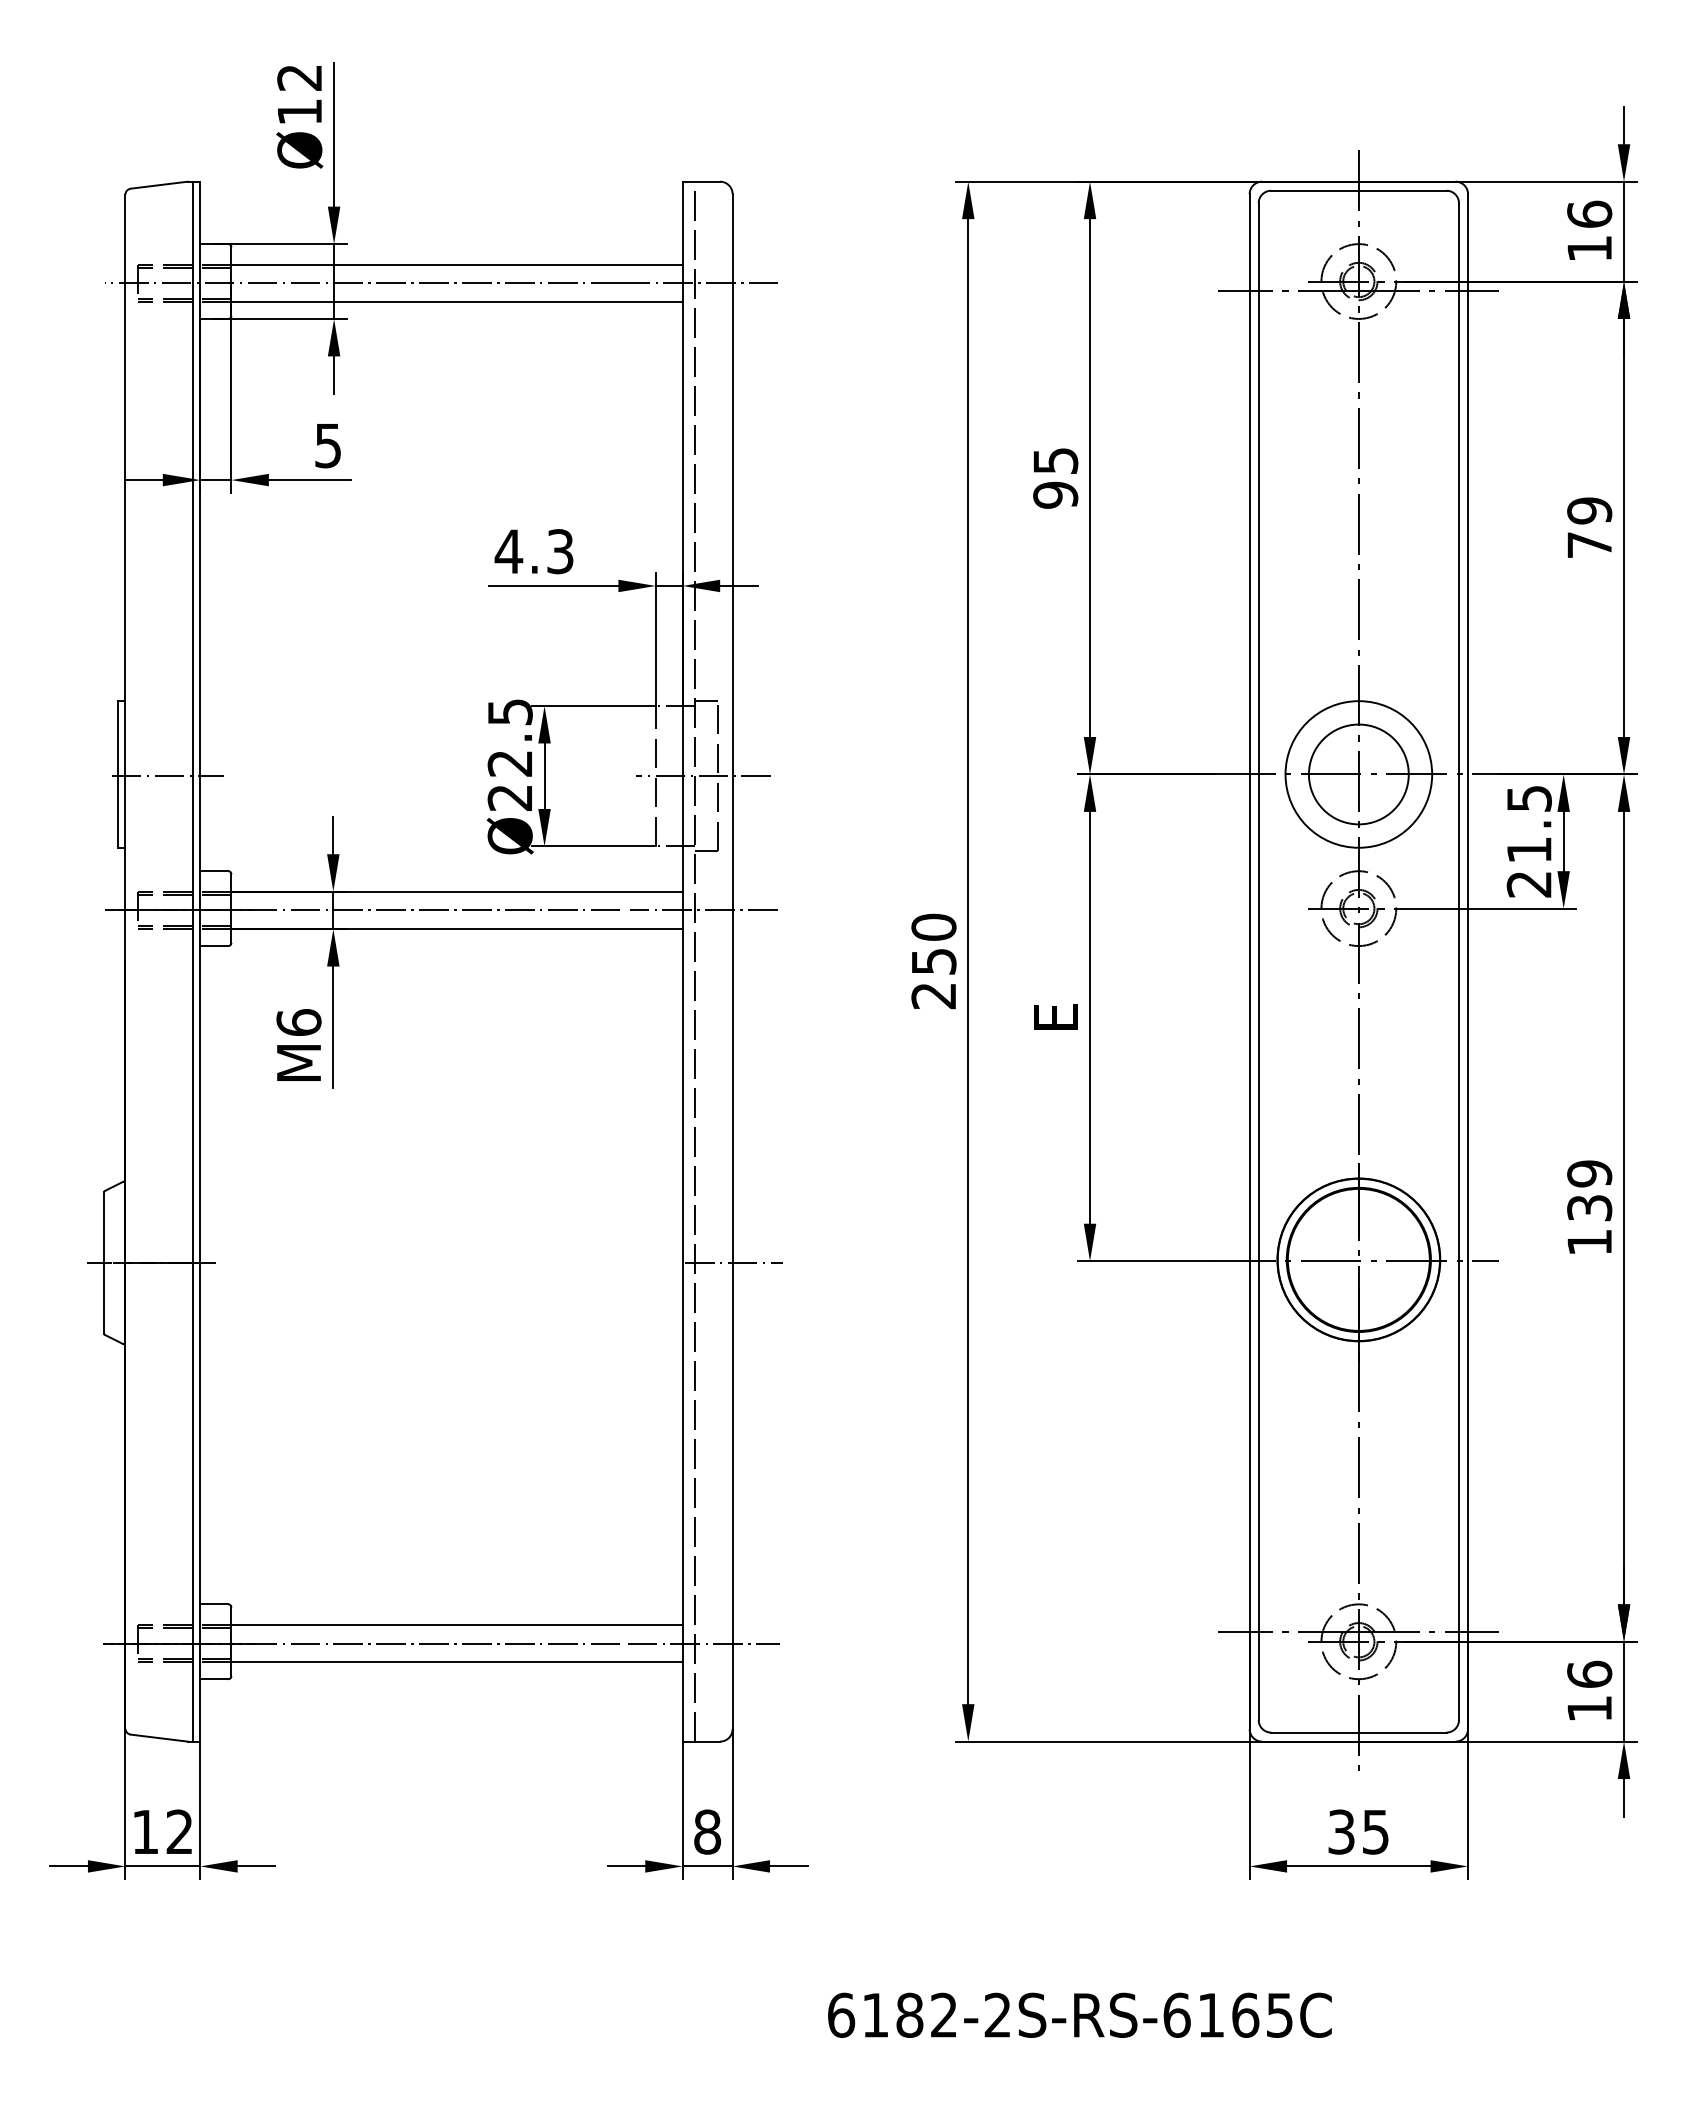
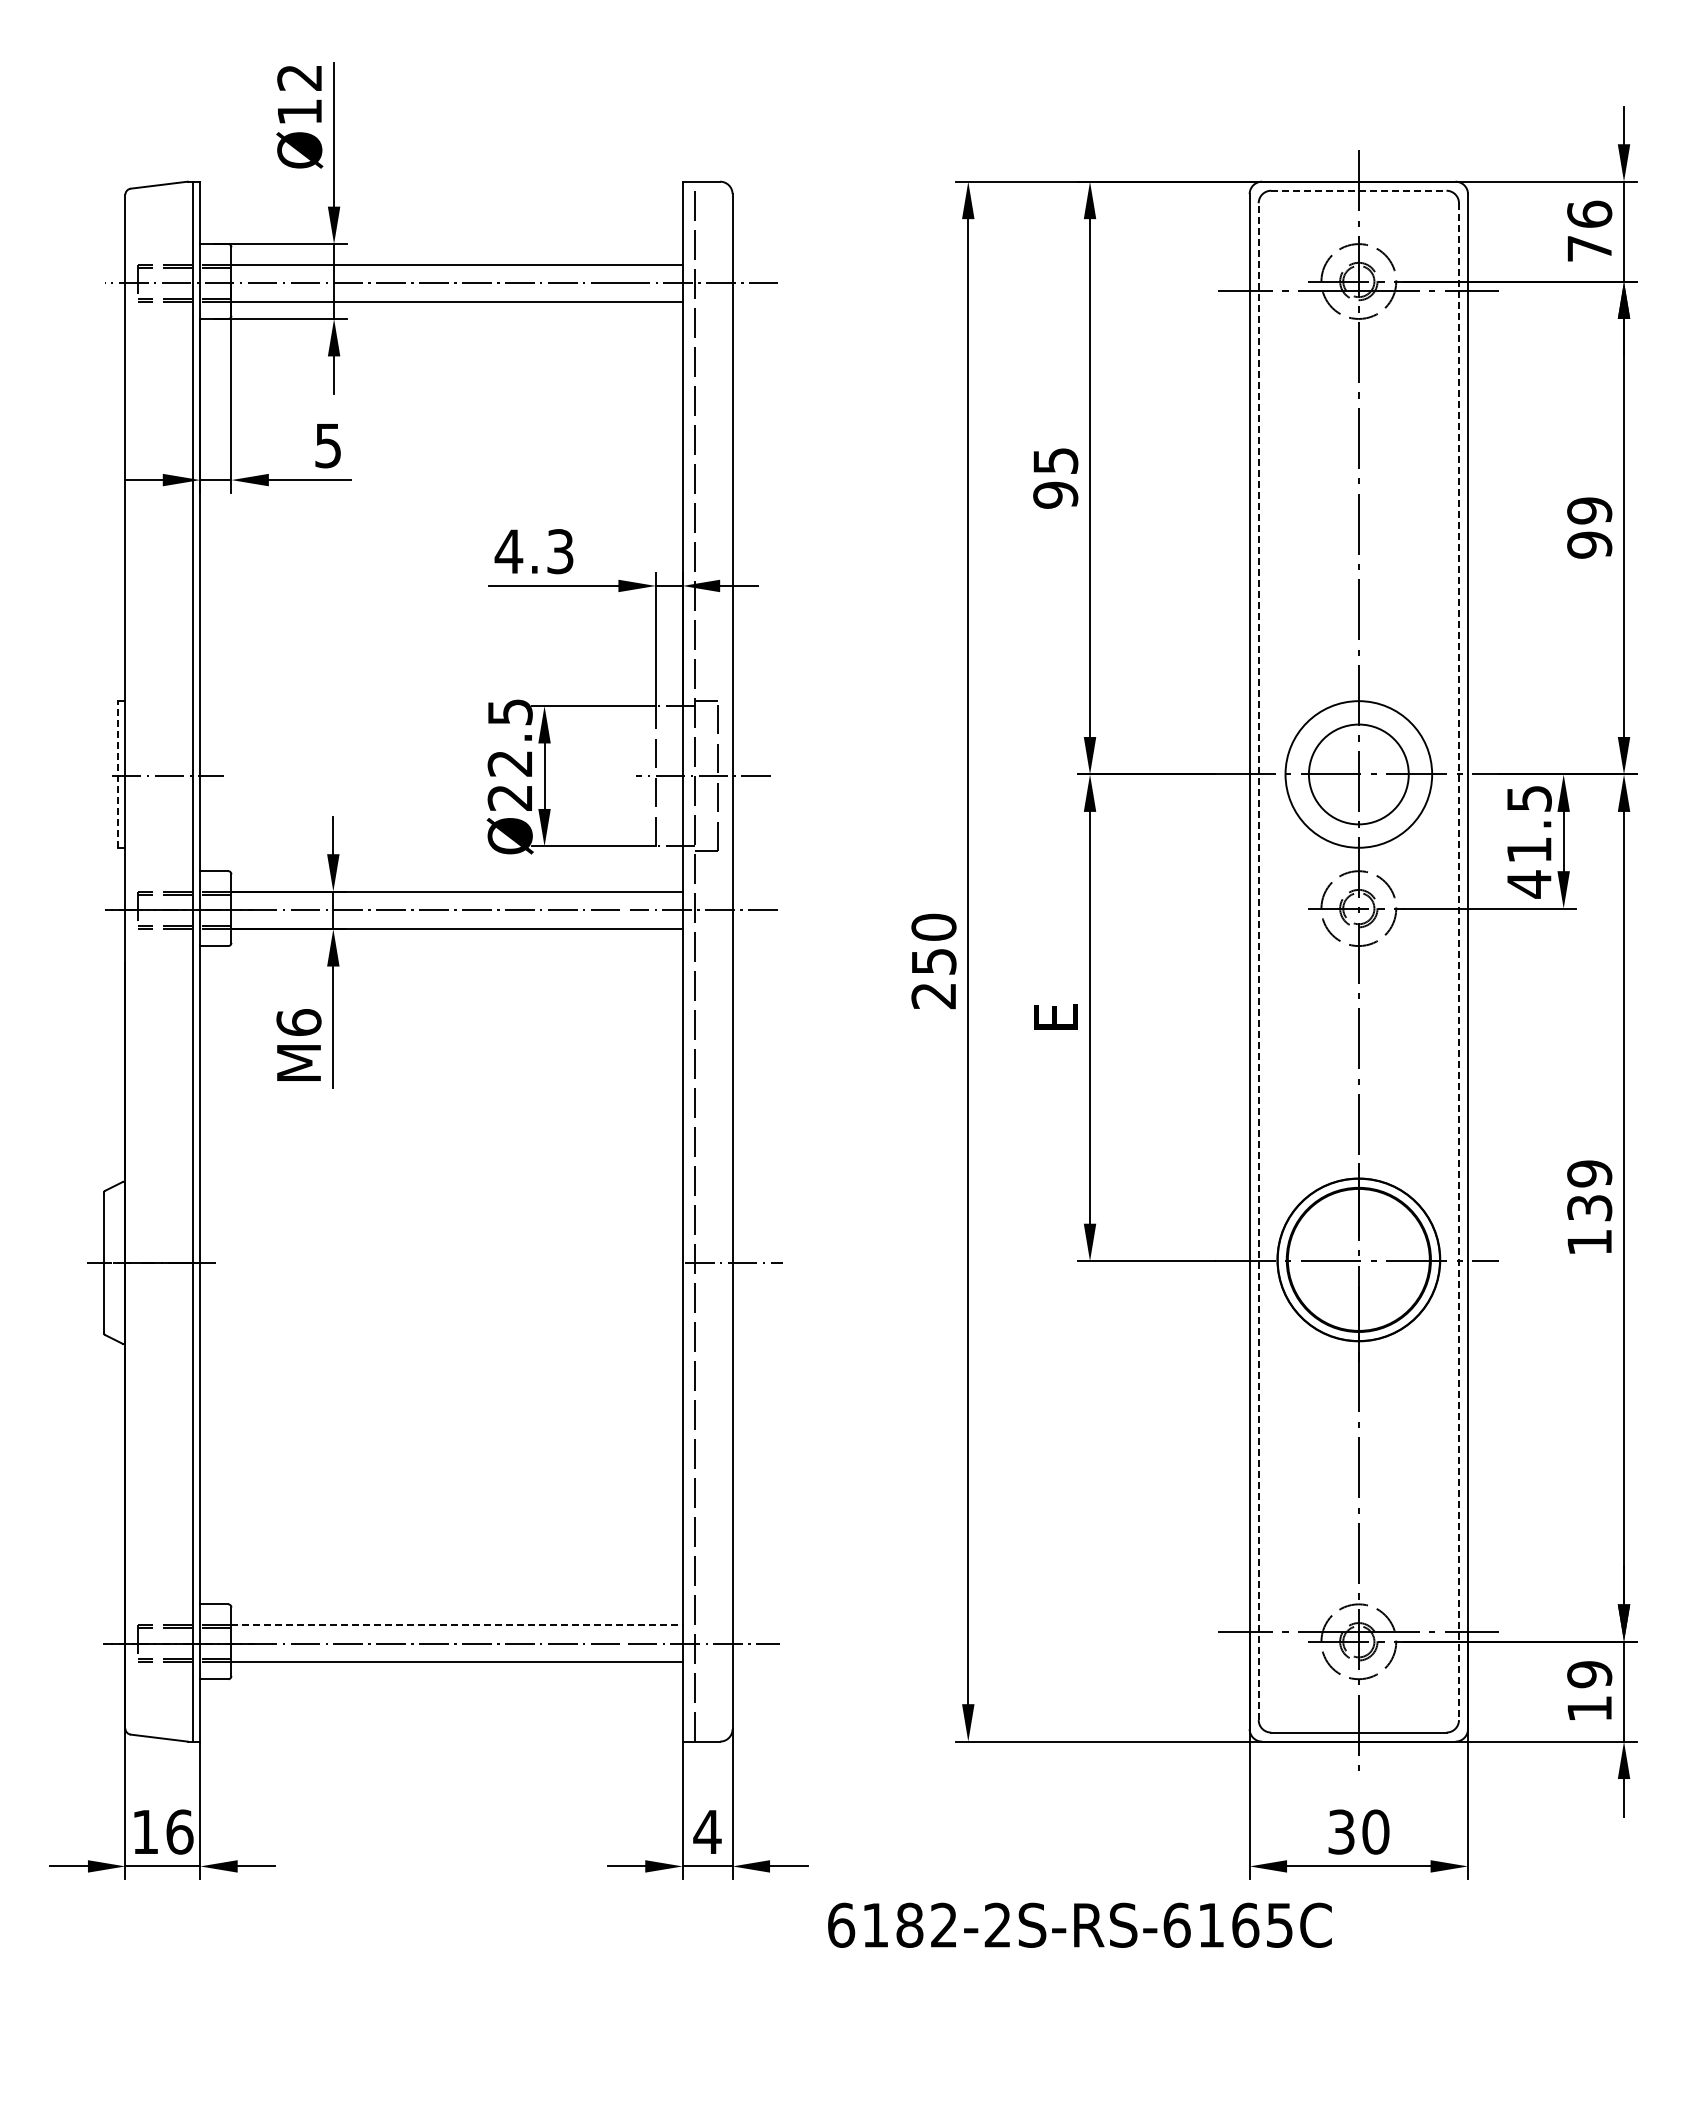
line: solid -> dashed (1358, 190)
text: 16 -> 76 (1589, 248)
text: 79 -> 99 (1589, 544)
line: solid -> dashed (118, 773)
text: 21.5 -> 41.5 (1528, 884)
line: solid -> dashed (1258, 961)
line: solid -> dashed (1458, 962)
line: solid -> dashed (457, 1624)
text: 16 -> 19 (1589, 1674)
text: 12 -> 16 (179, 1831)
text: 8 -> 4 (707, 1831)
text: 35 -> 30 (1375, 1831)
text position: (1079, 2014) -> (1079, 1924) (1079, 1924)
